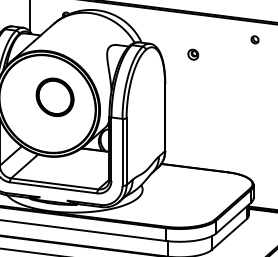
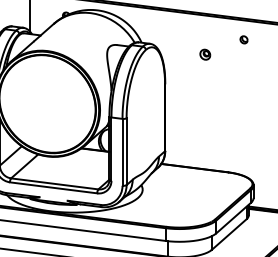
part position: (254, 39) -> (243, 39) (243, 39)
part position: (193, 54) -> (205, 54) (205, 54)
part: present -> none (54, 96)
